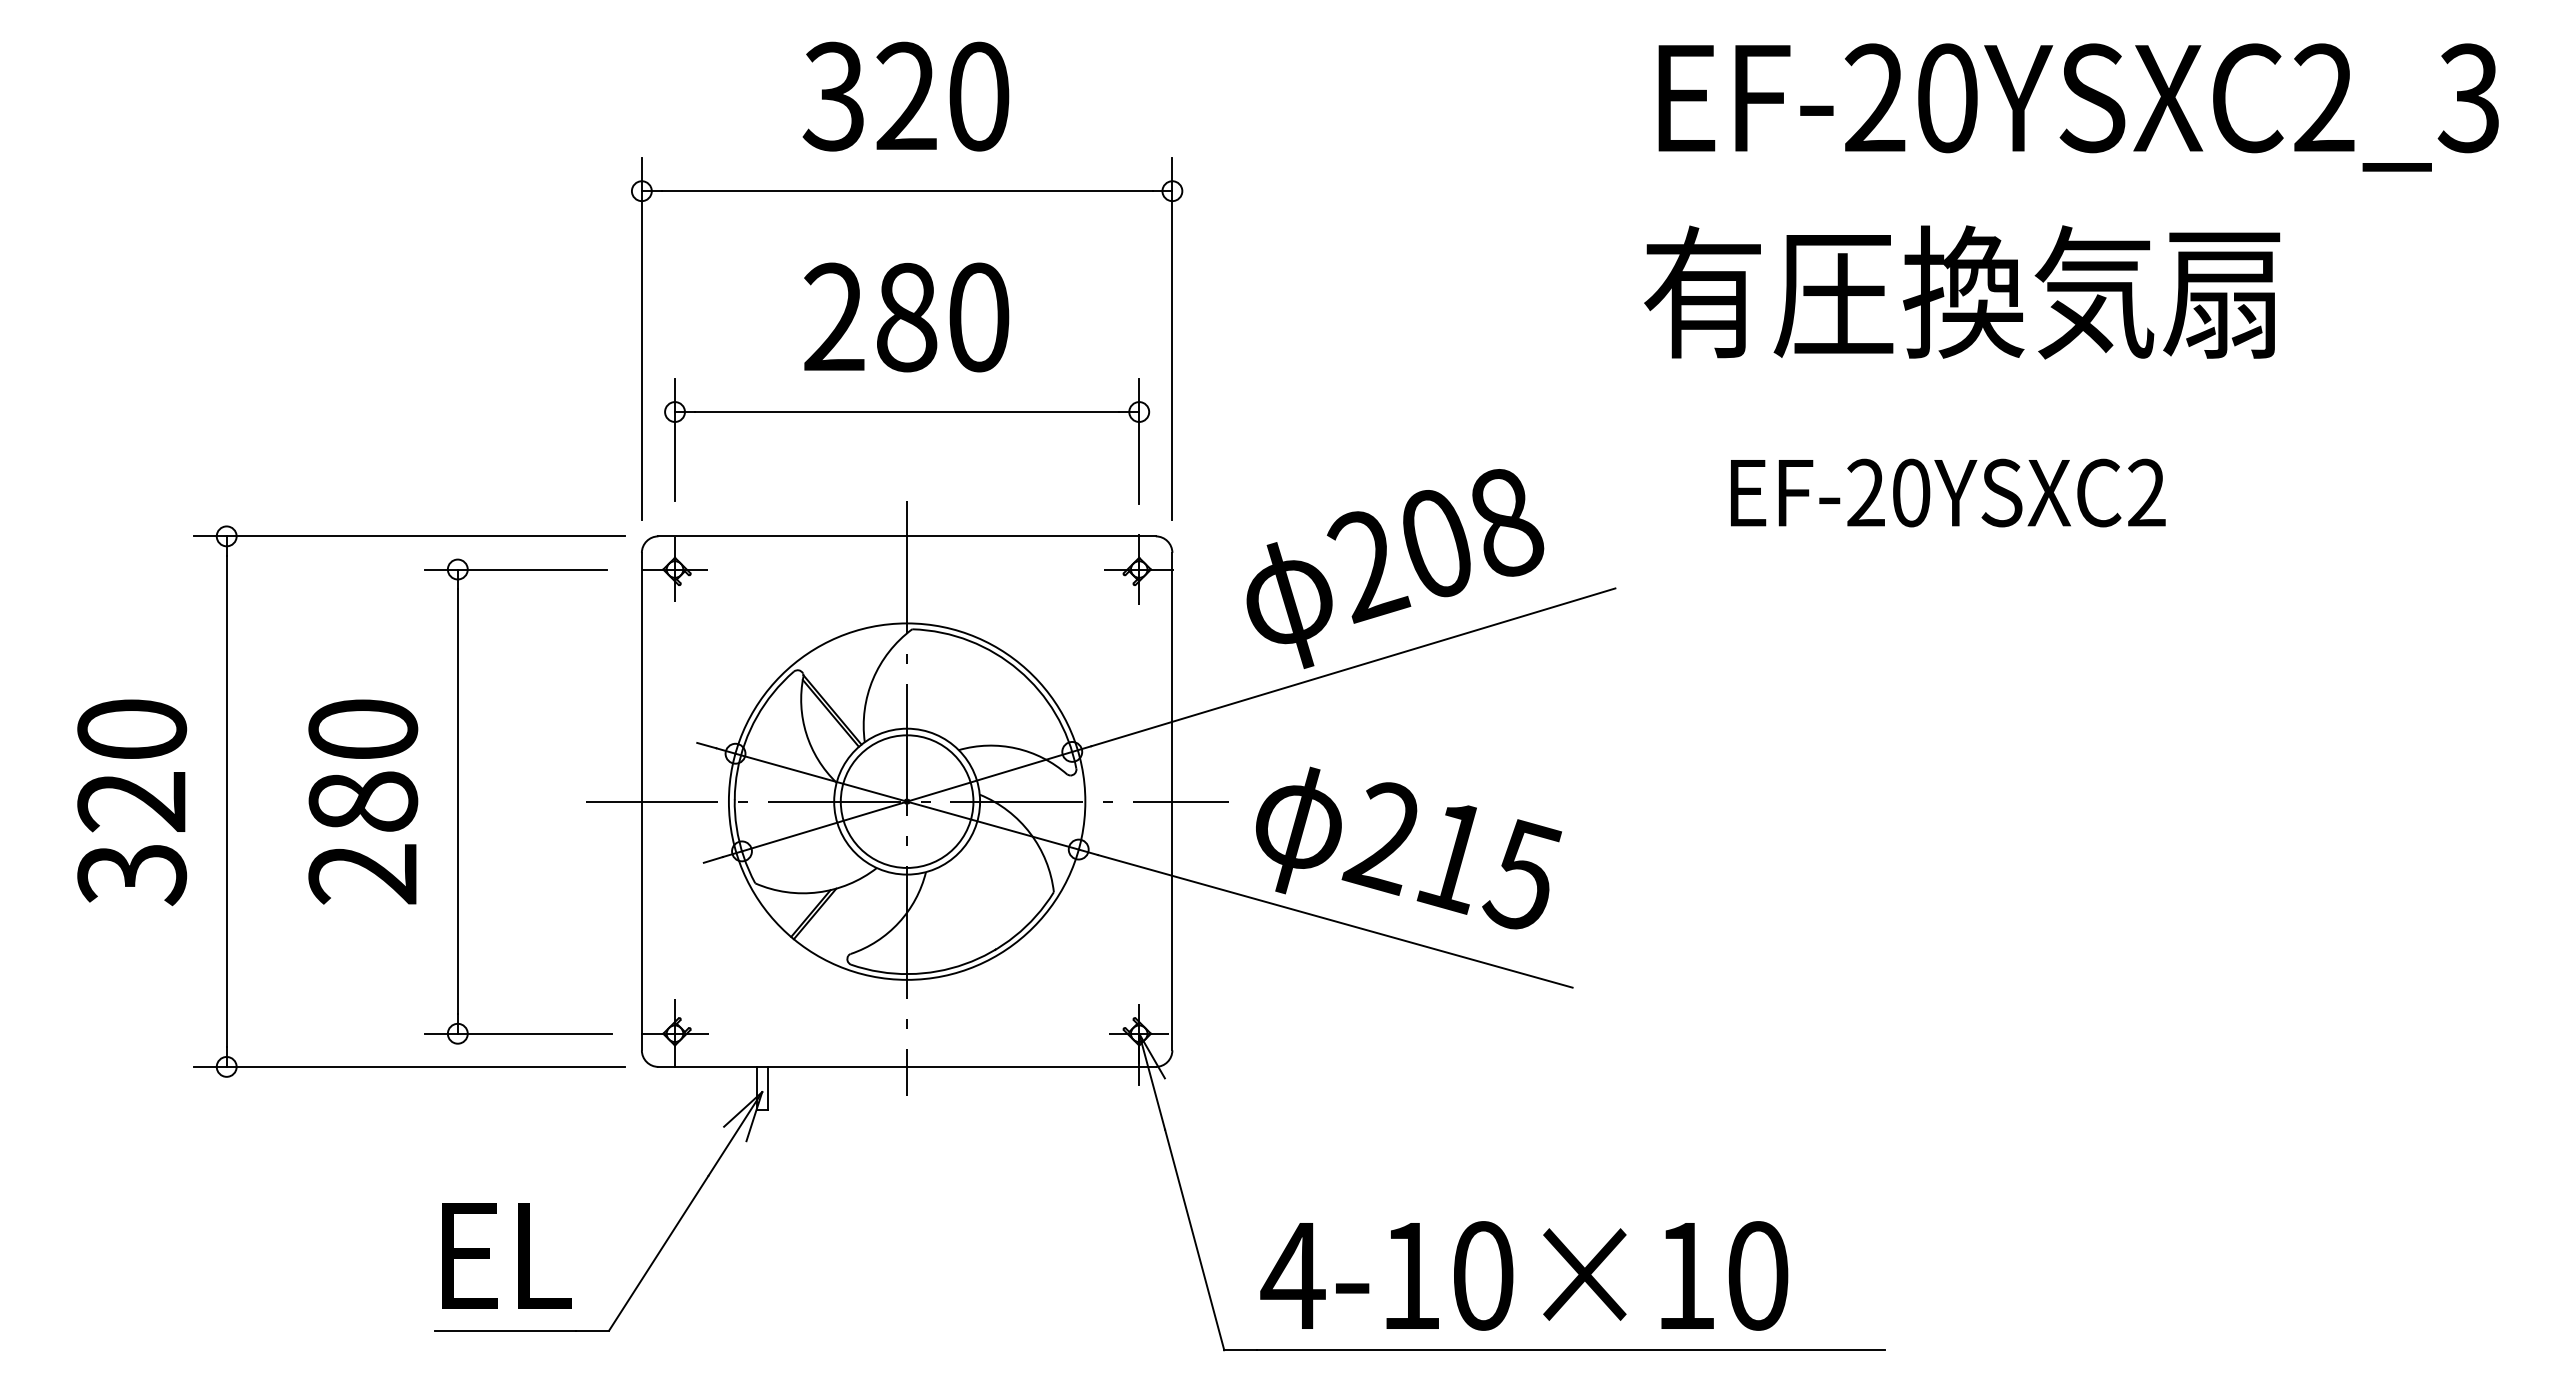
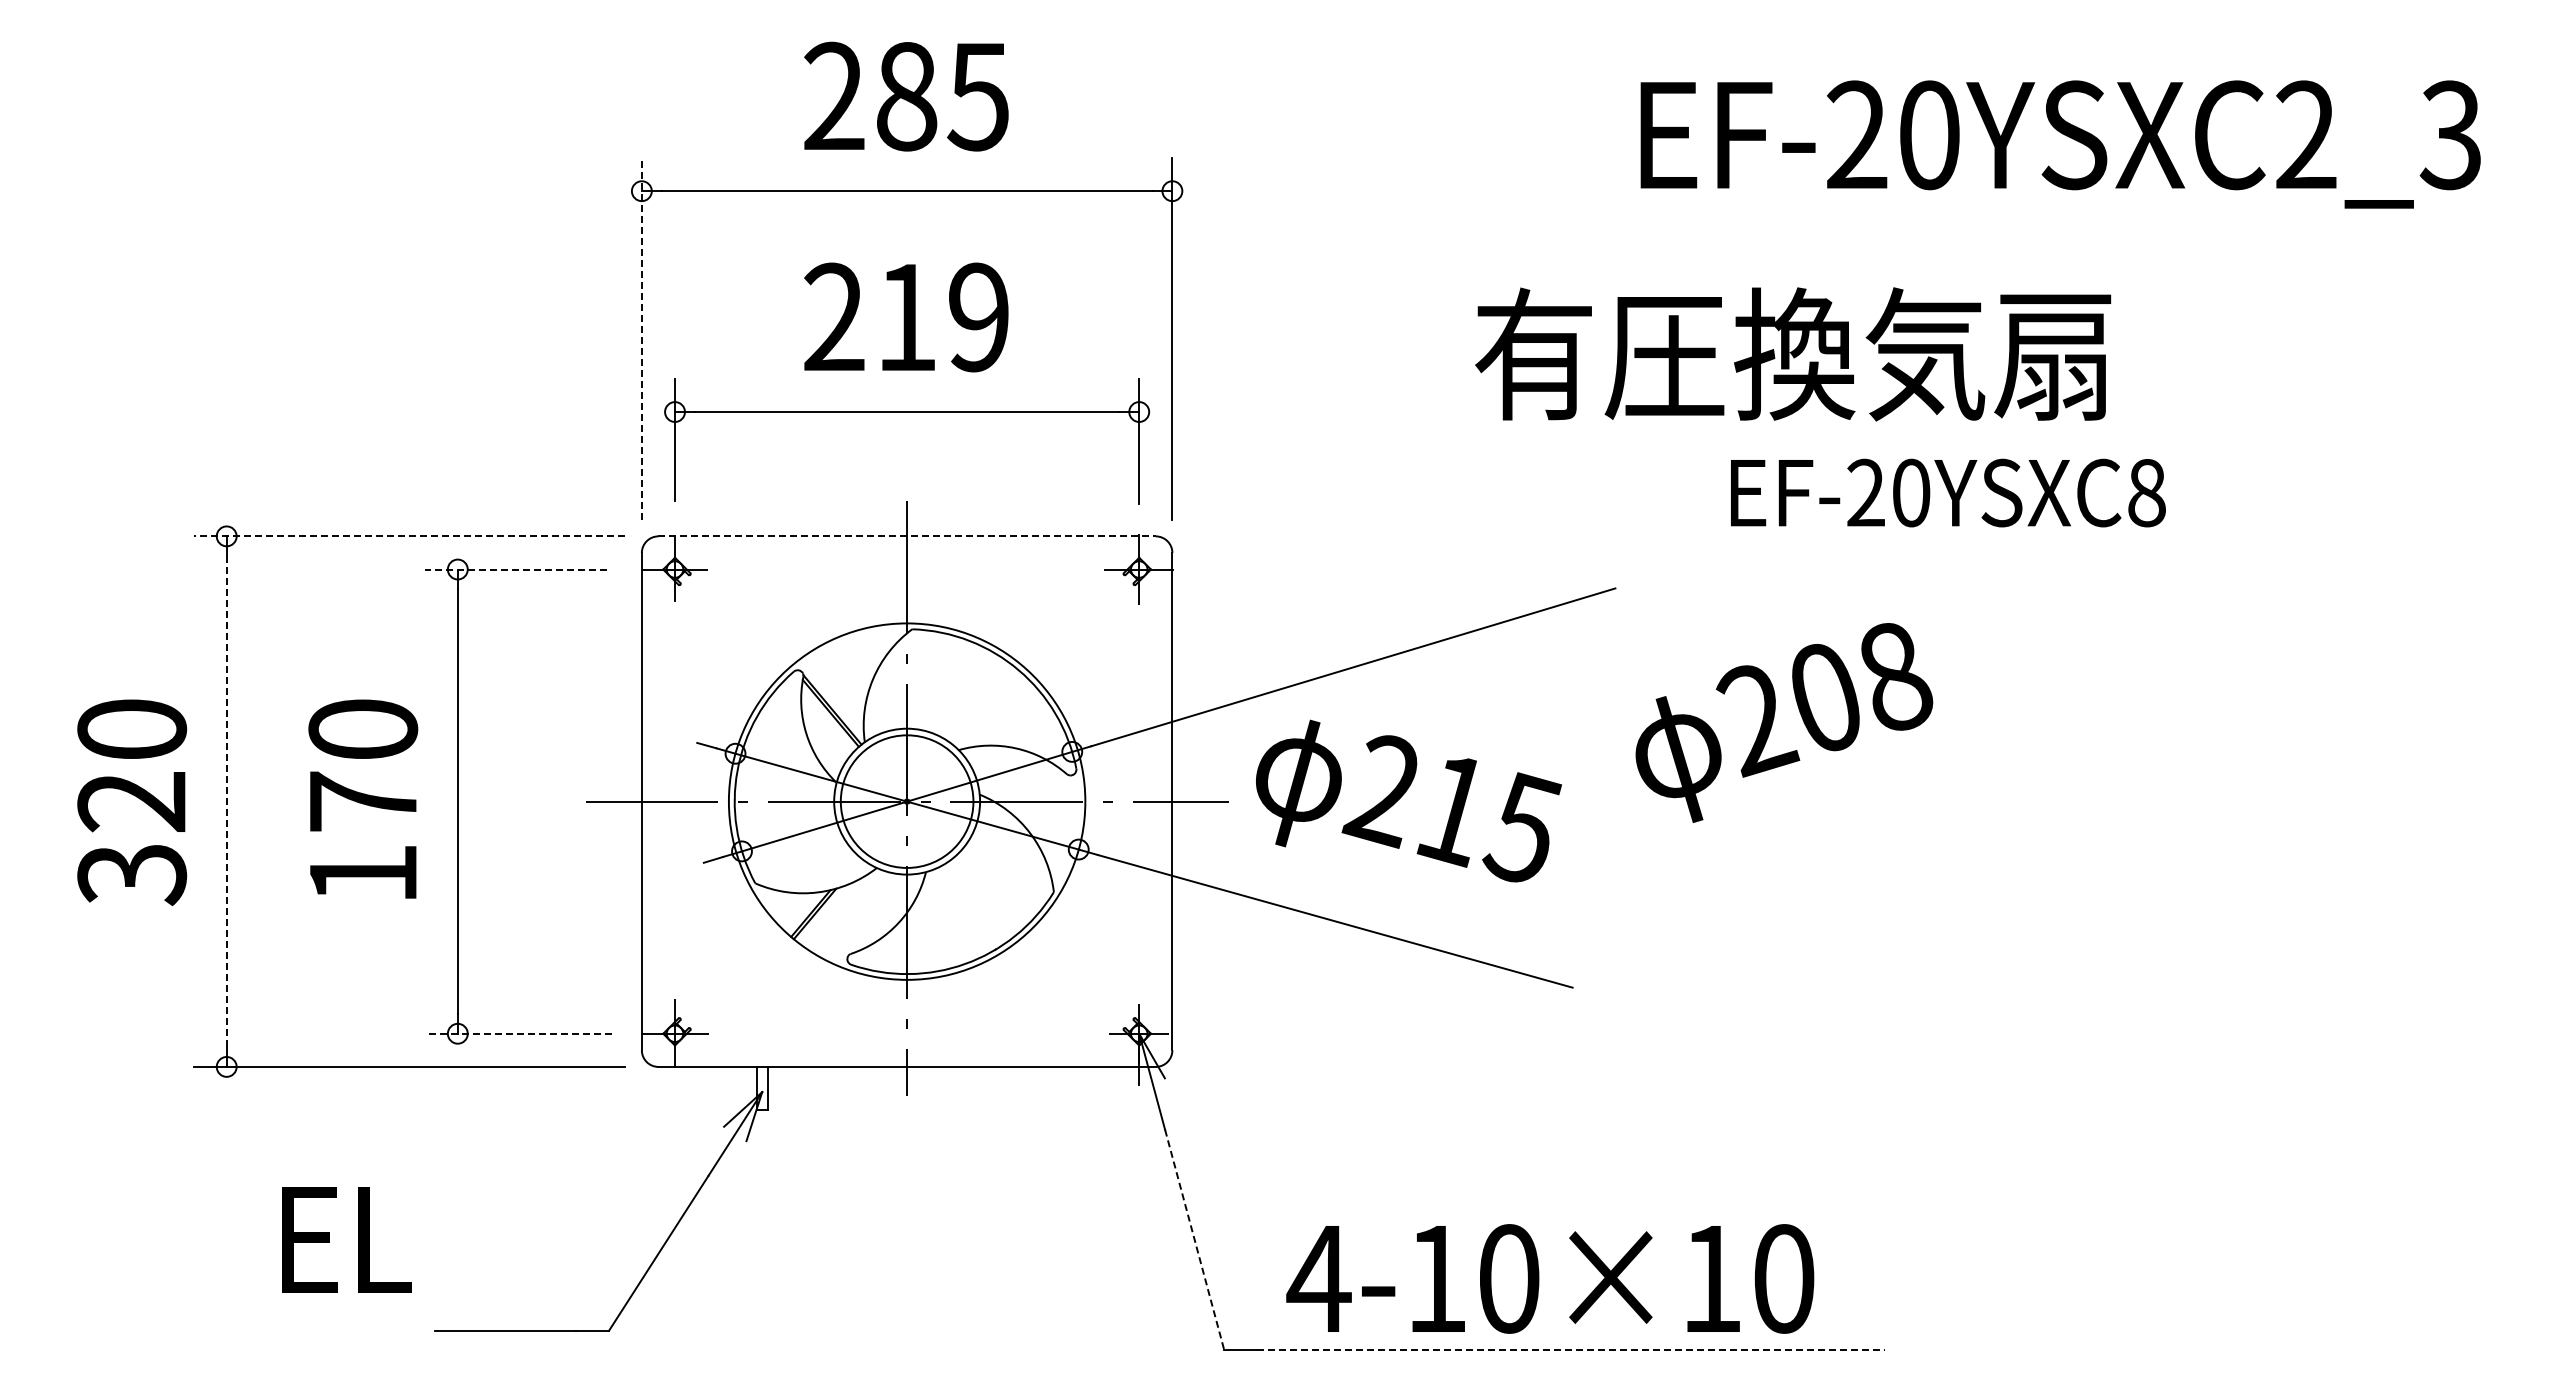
text: 320 -> 285 (905, 96)
text position: (2078, 107) -> (2060, 144) (2060, 144)
text position: (1962, 292) -> (1793, 354) (1793, 354)
text: 280 -> 219 (943, 317)
line: solid -> dashed (641, 338)
text: EF-20YSXC2 -> EF-20YSXC8 (2146, 492)
line: solid -> dashed (409, 536)
line: solid -> dashed (907, 536)
text position: (1395, 568) -> (1784, 722) (1784, 722)
line: solid -> dashed (515, 569)
line: solid -> dashed (226, 802)
text: 280 -> 170 (363, 837)
text position: (1408, 847) -> (1408, 800) (1408, 800)
line: solid -> dashed (518, 1033)
line: solid -> dashed (1194, 1240)
text position: (506, 1255) -> (346, 1239) (346, 1239)
text position: (1524, 1275) -> (1550, 1278) (1550, 1278)
line: solid -> dashed (1571, 1350)
